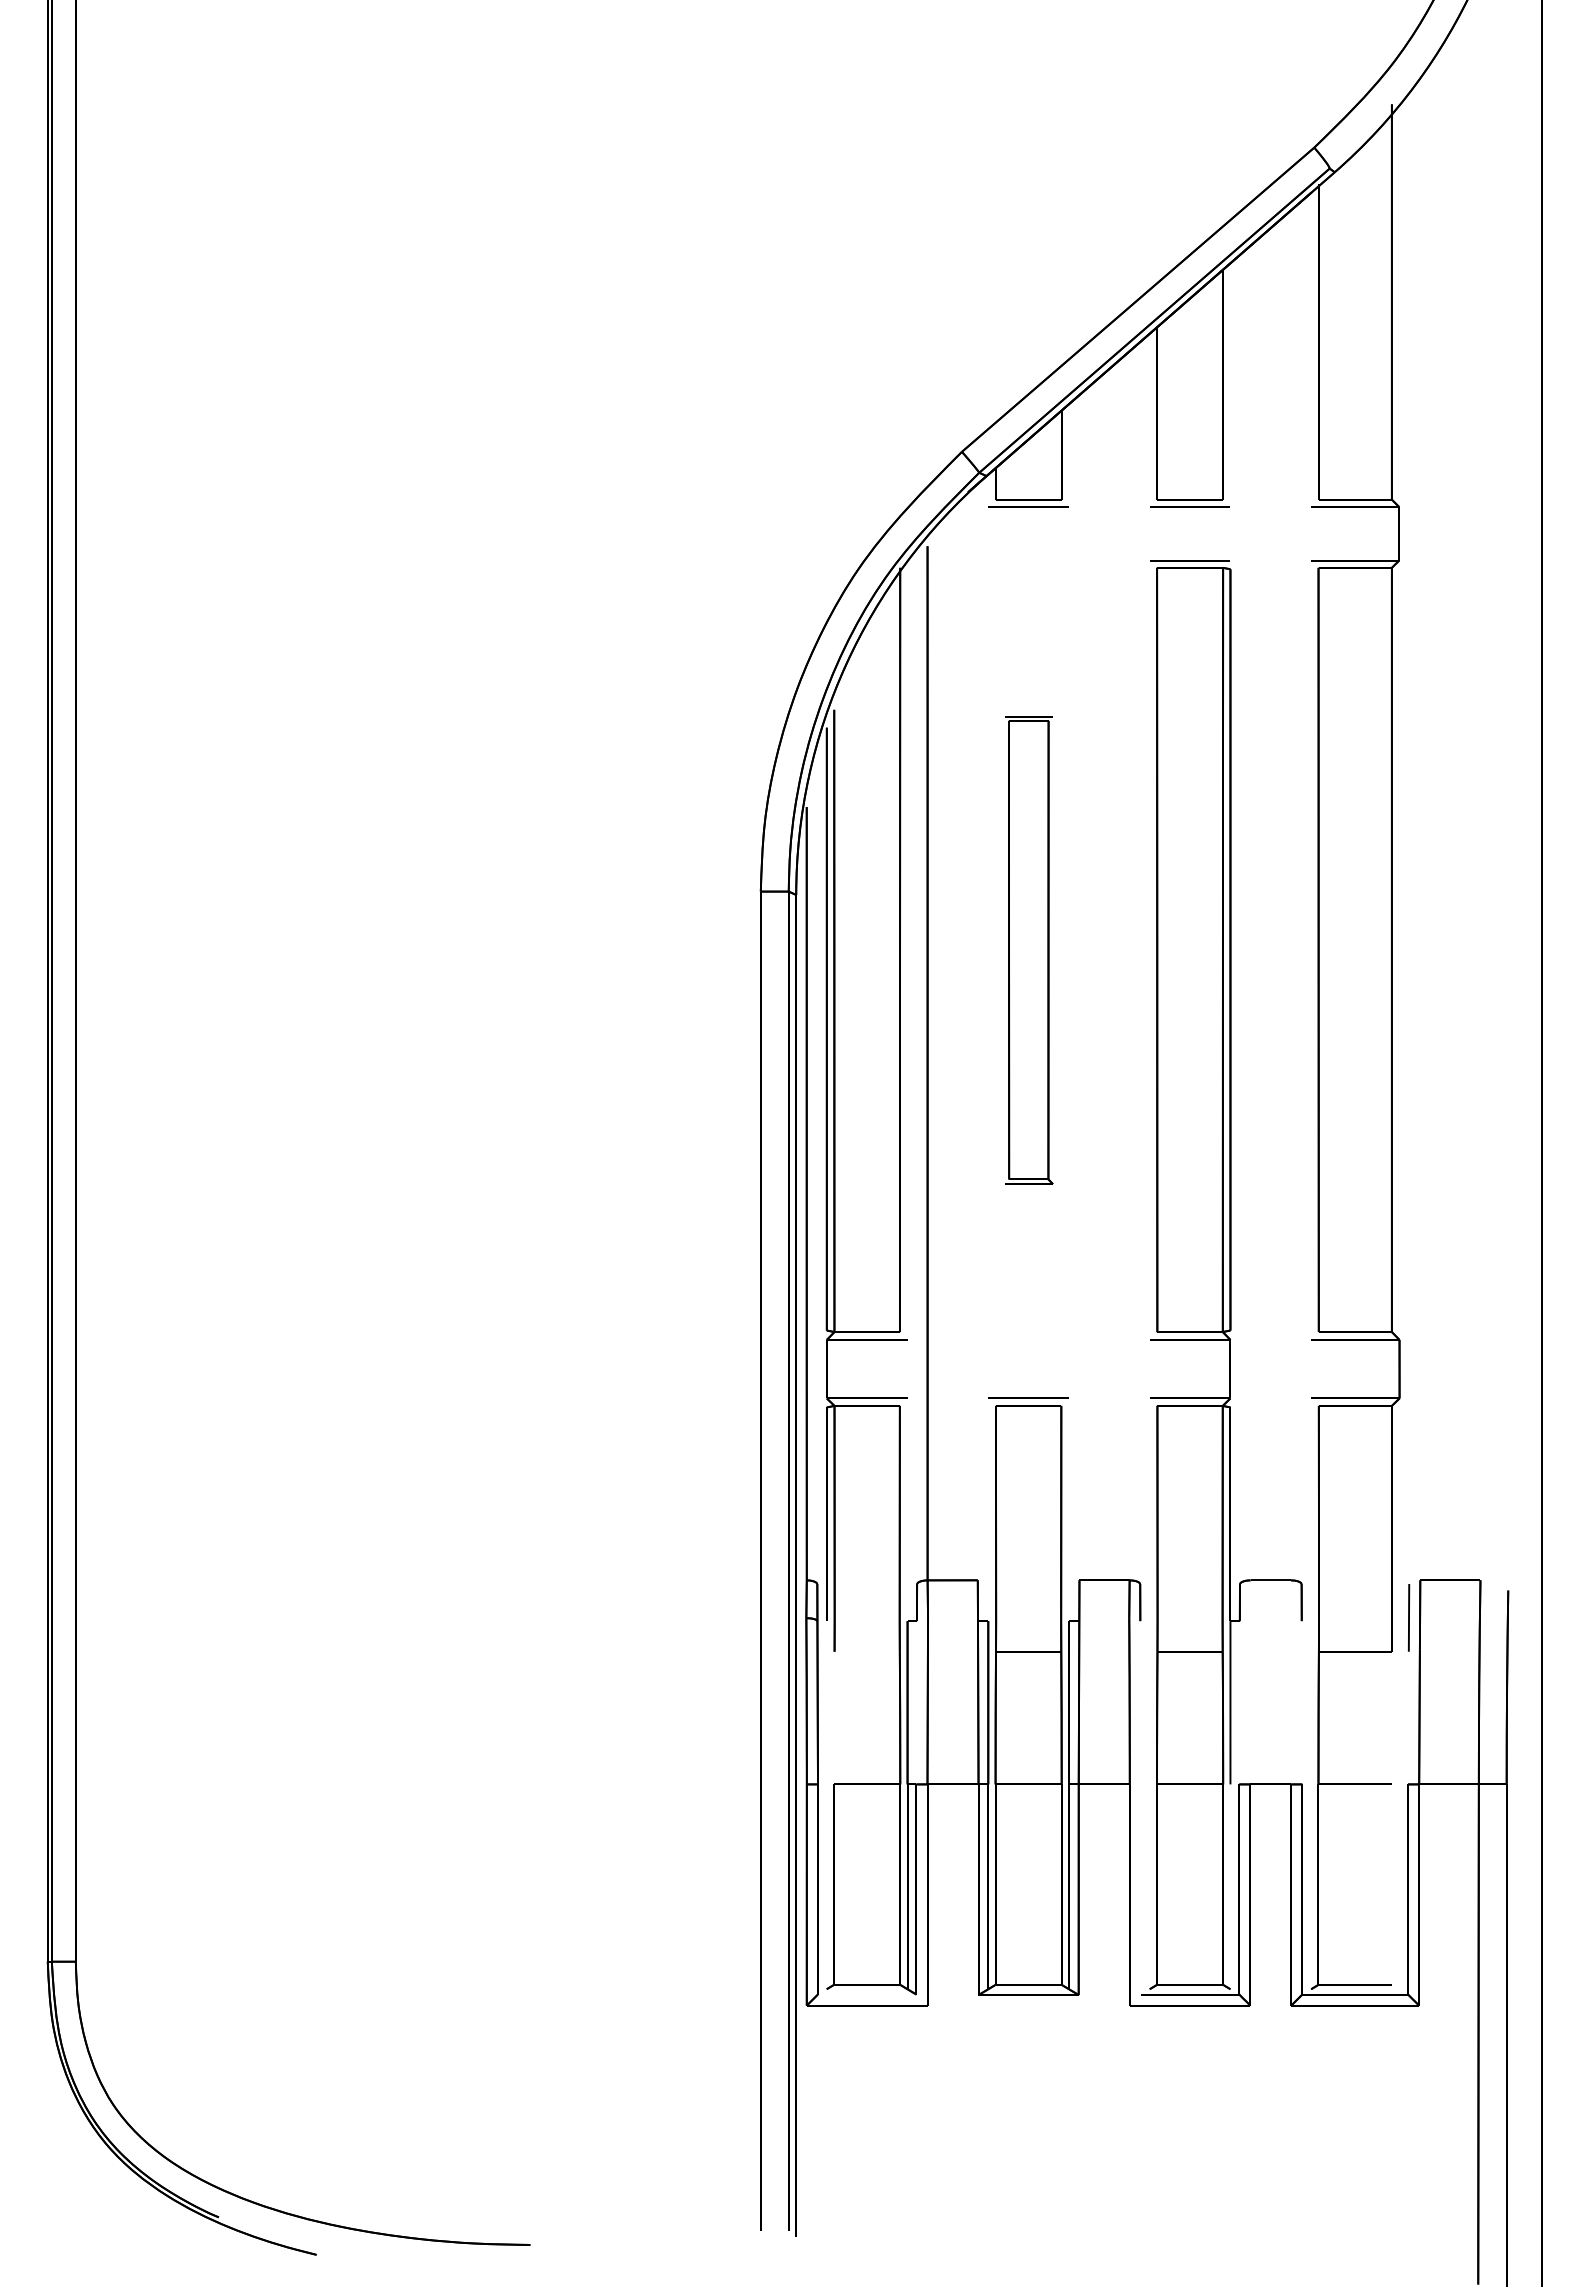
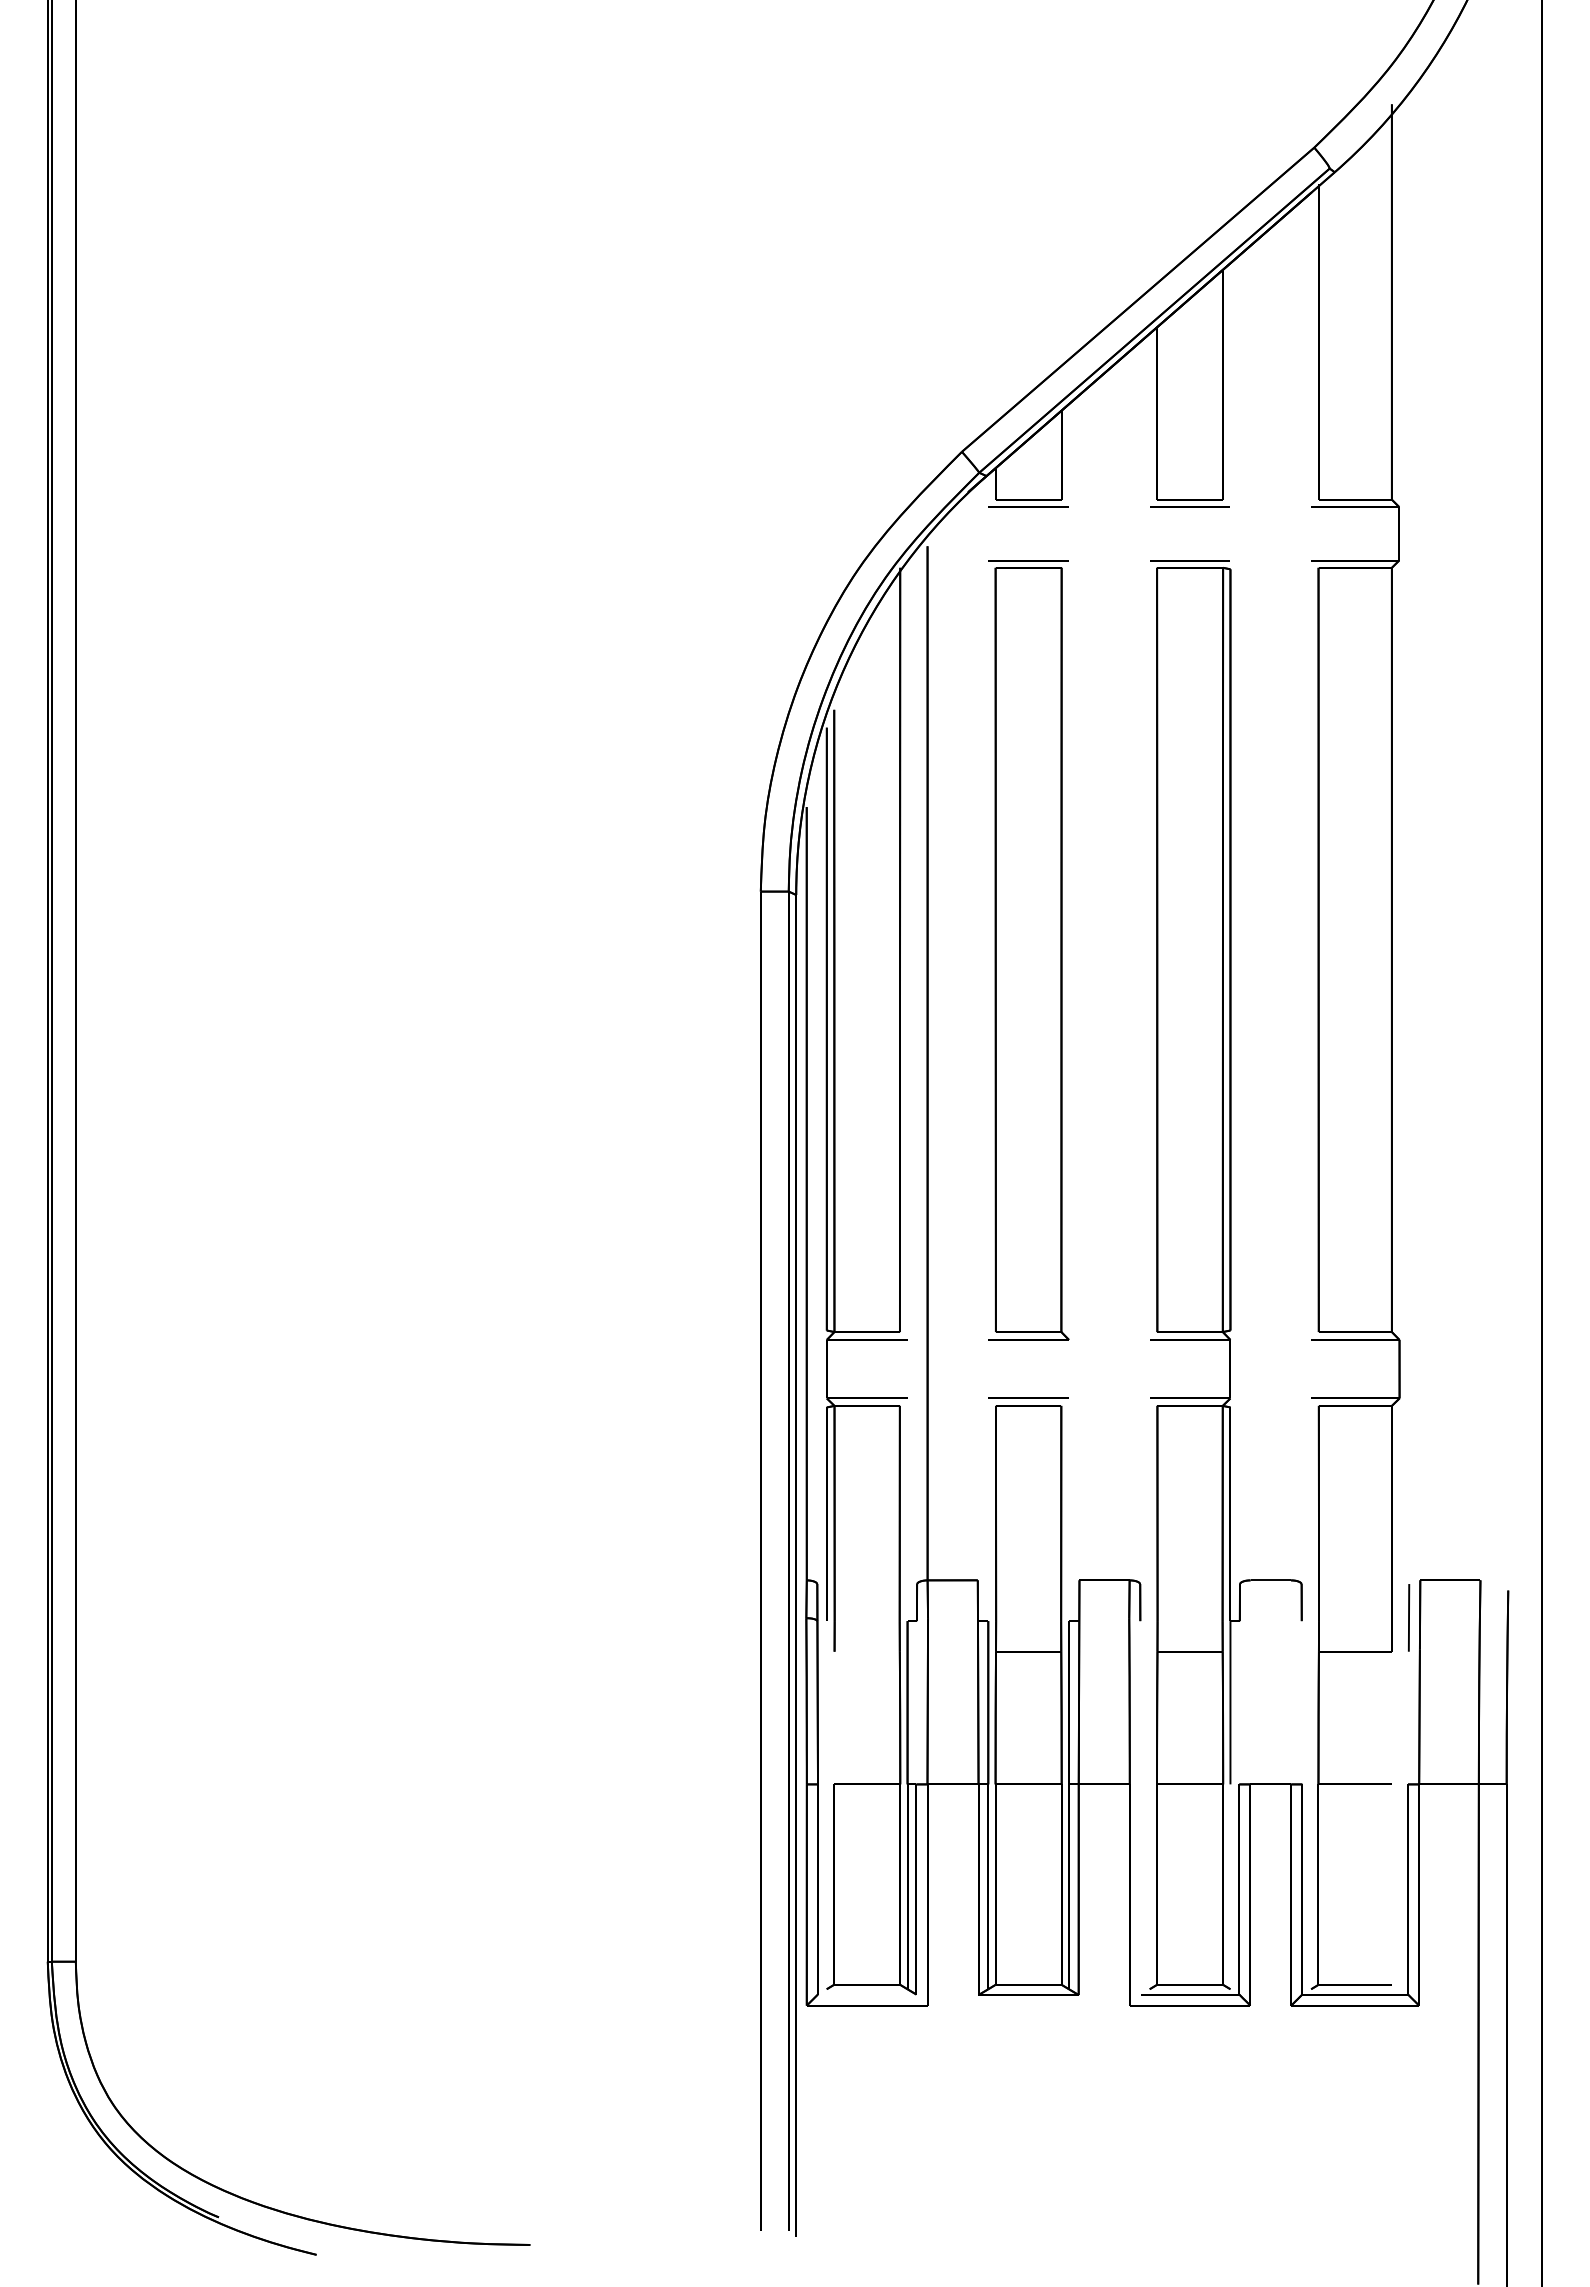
part size: 49x469 px -> 82x781 px (1028, 950)
